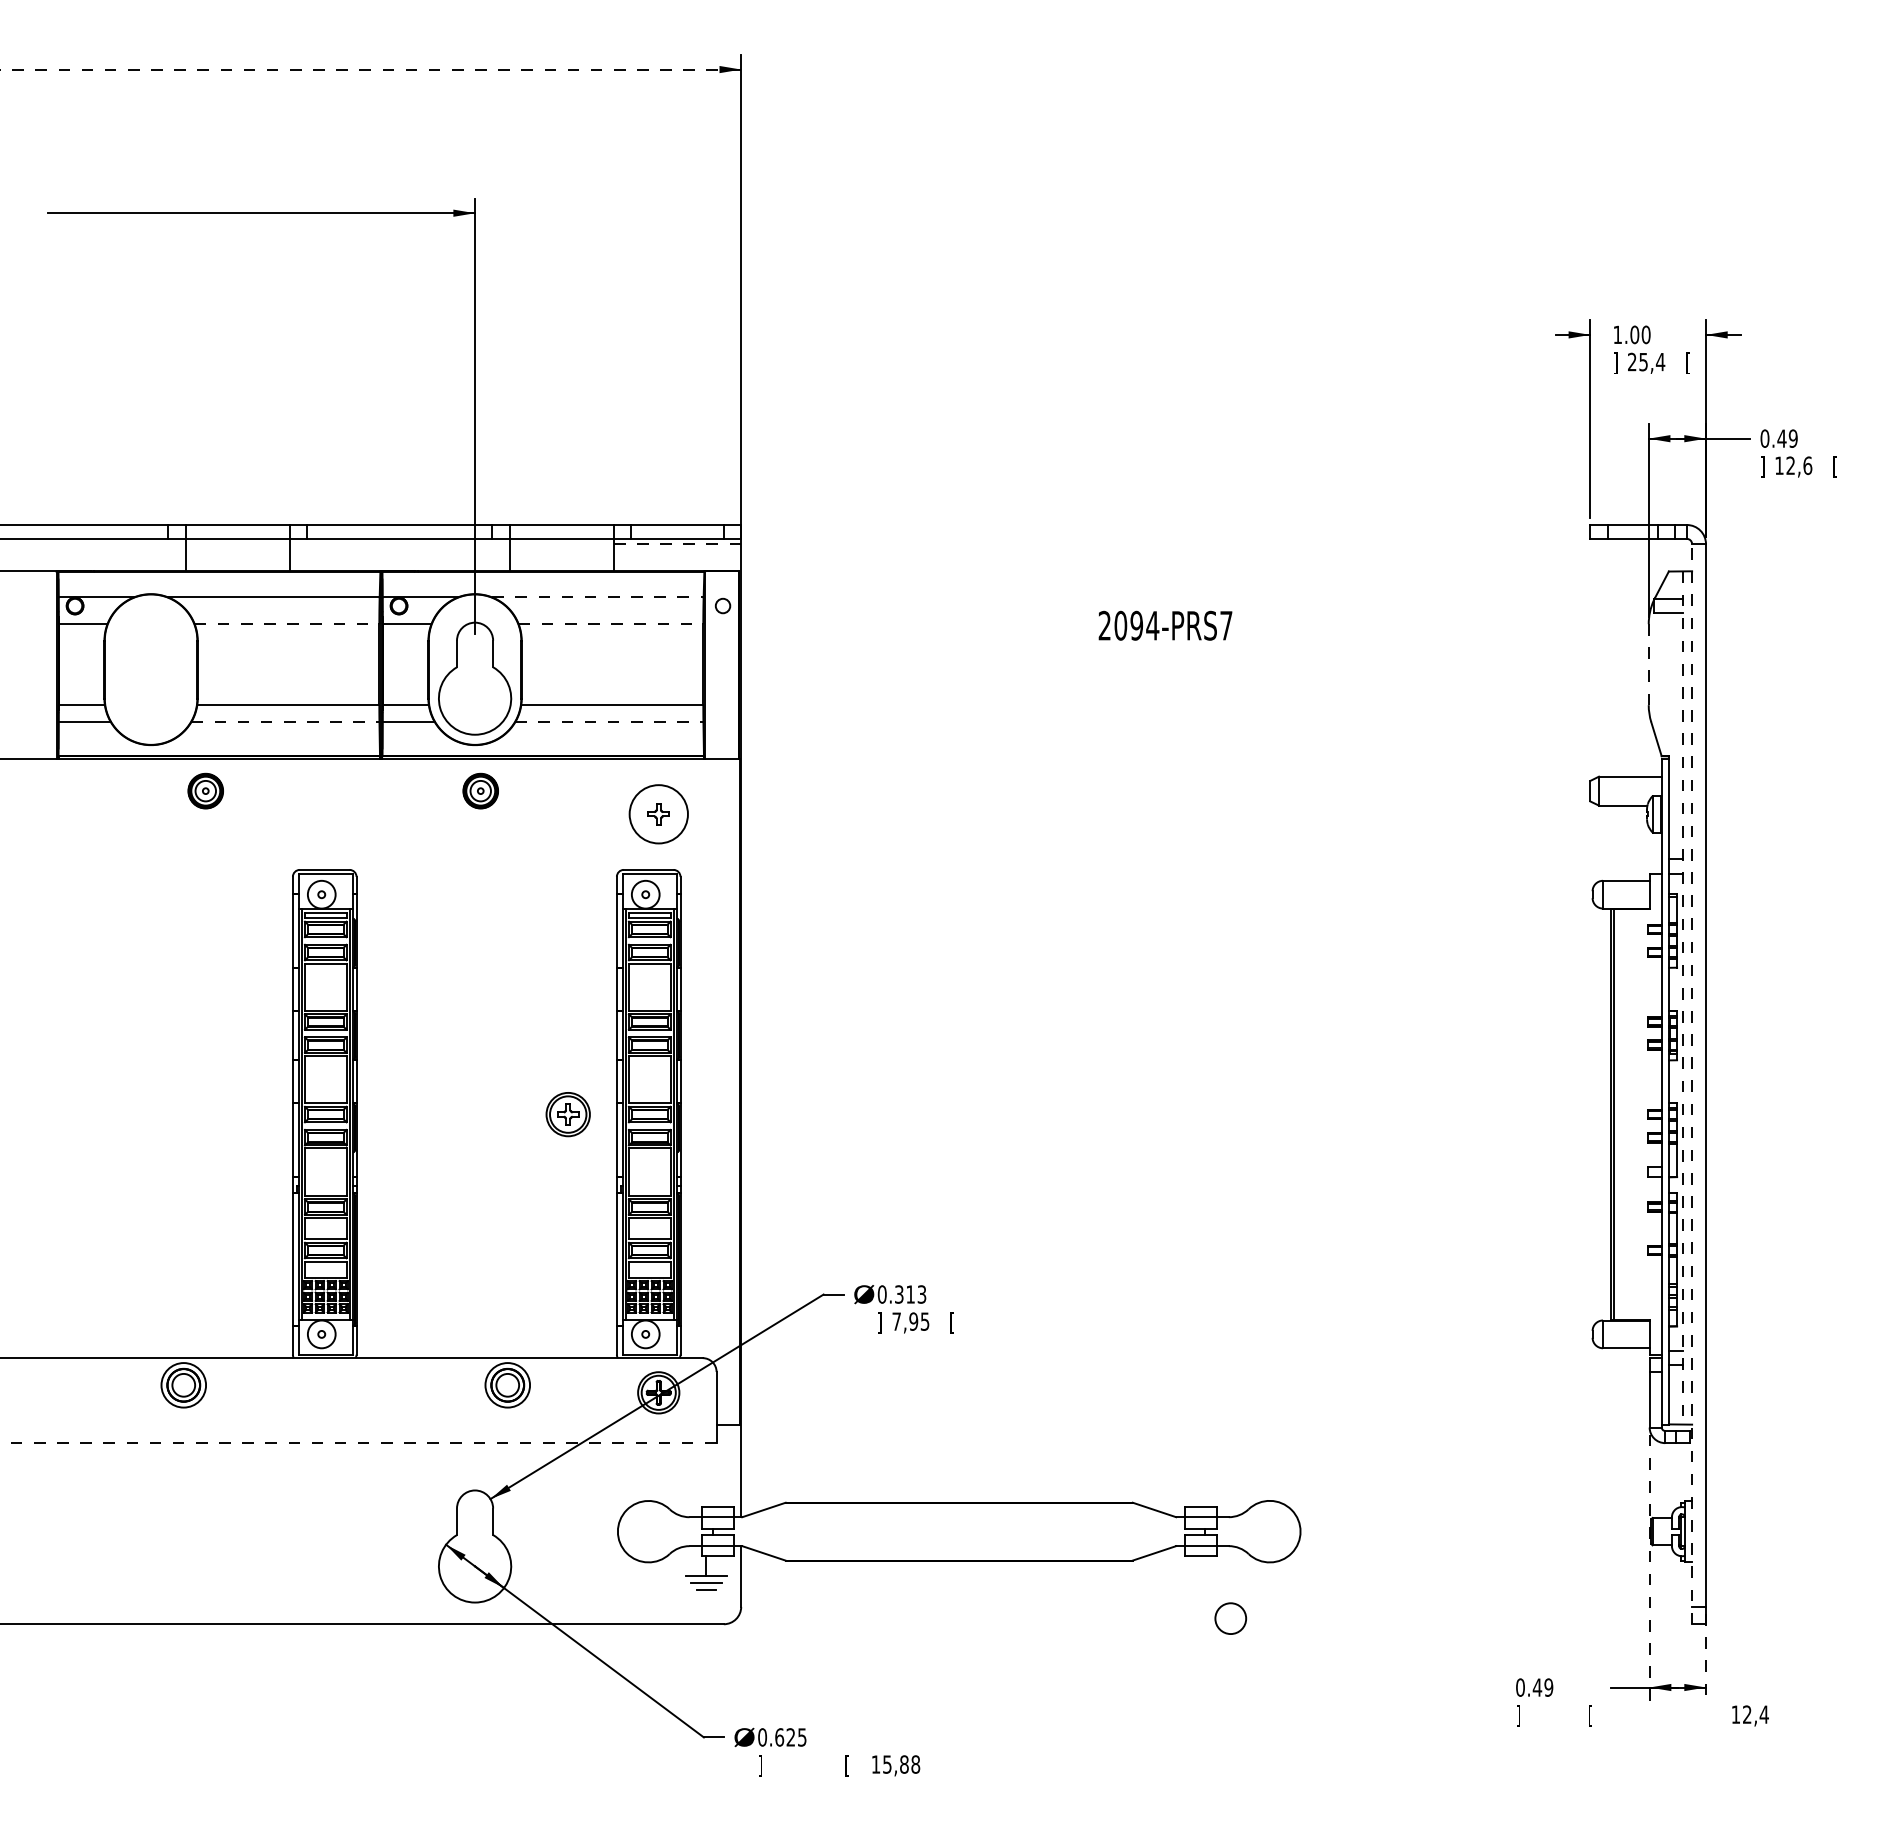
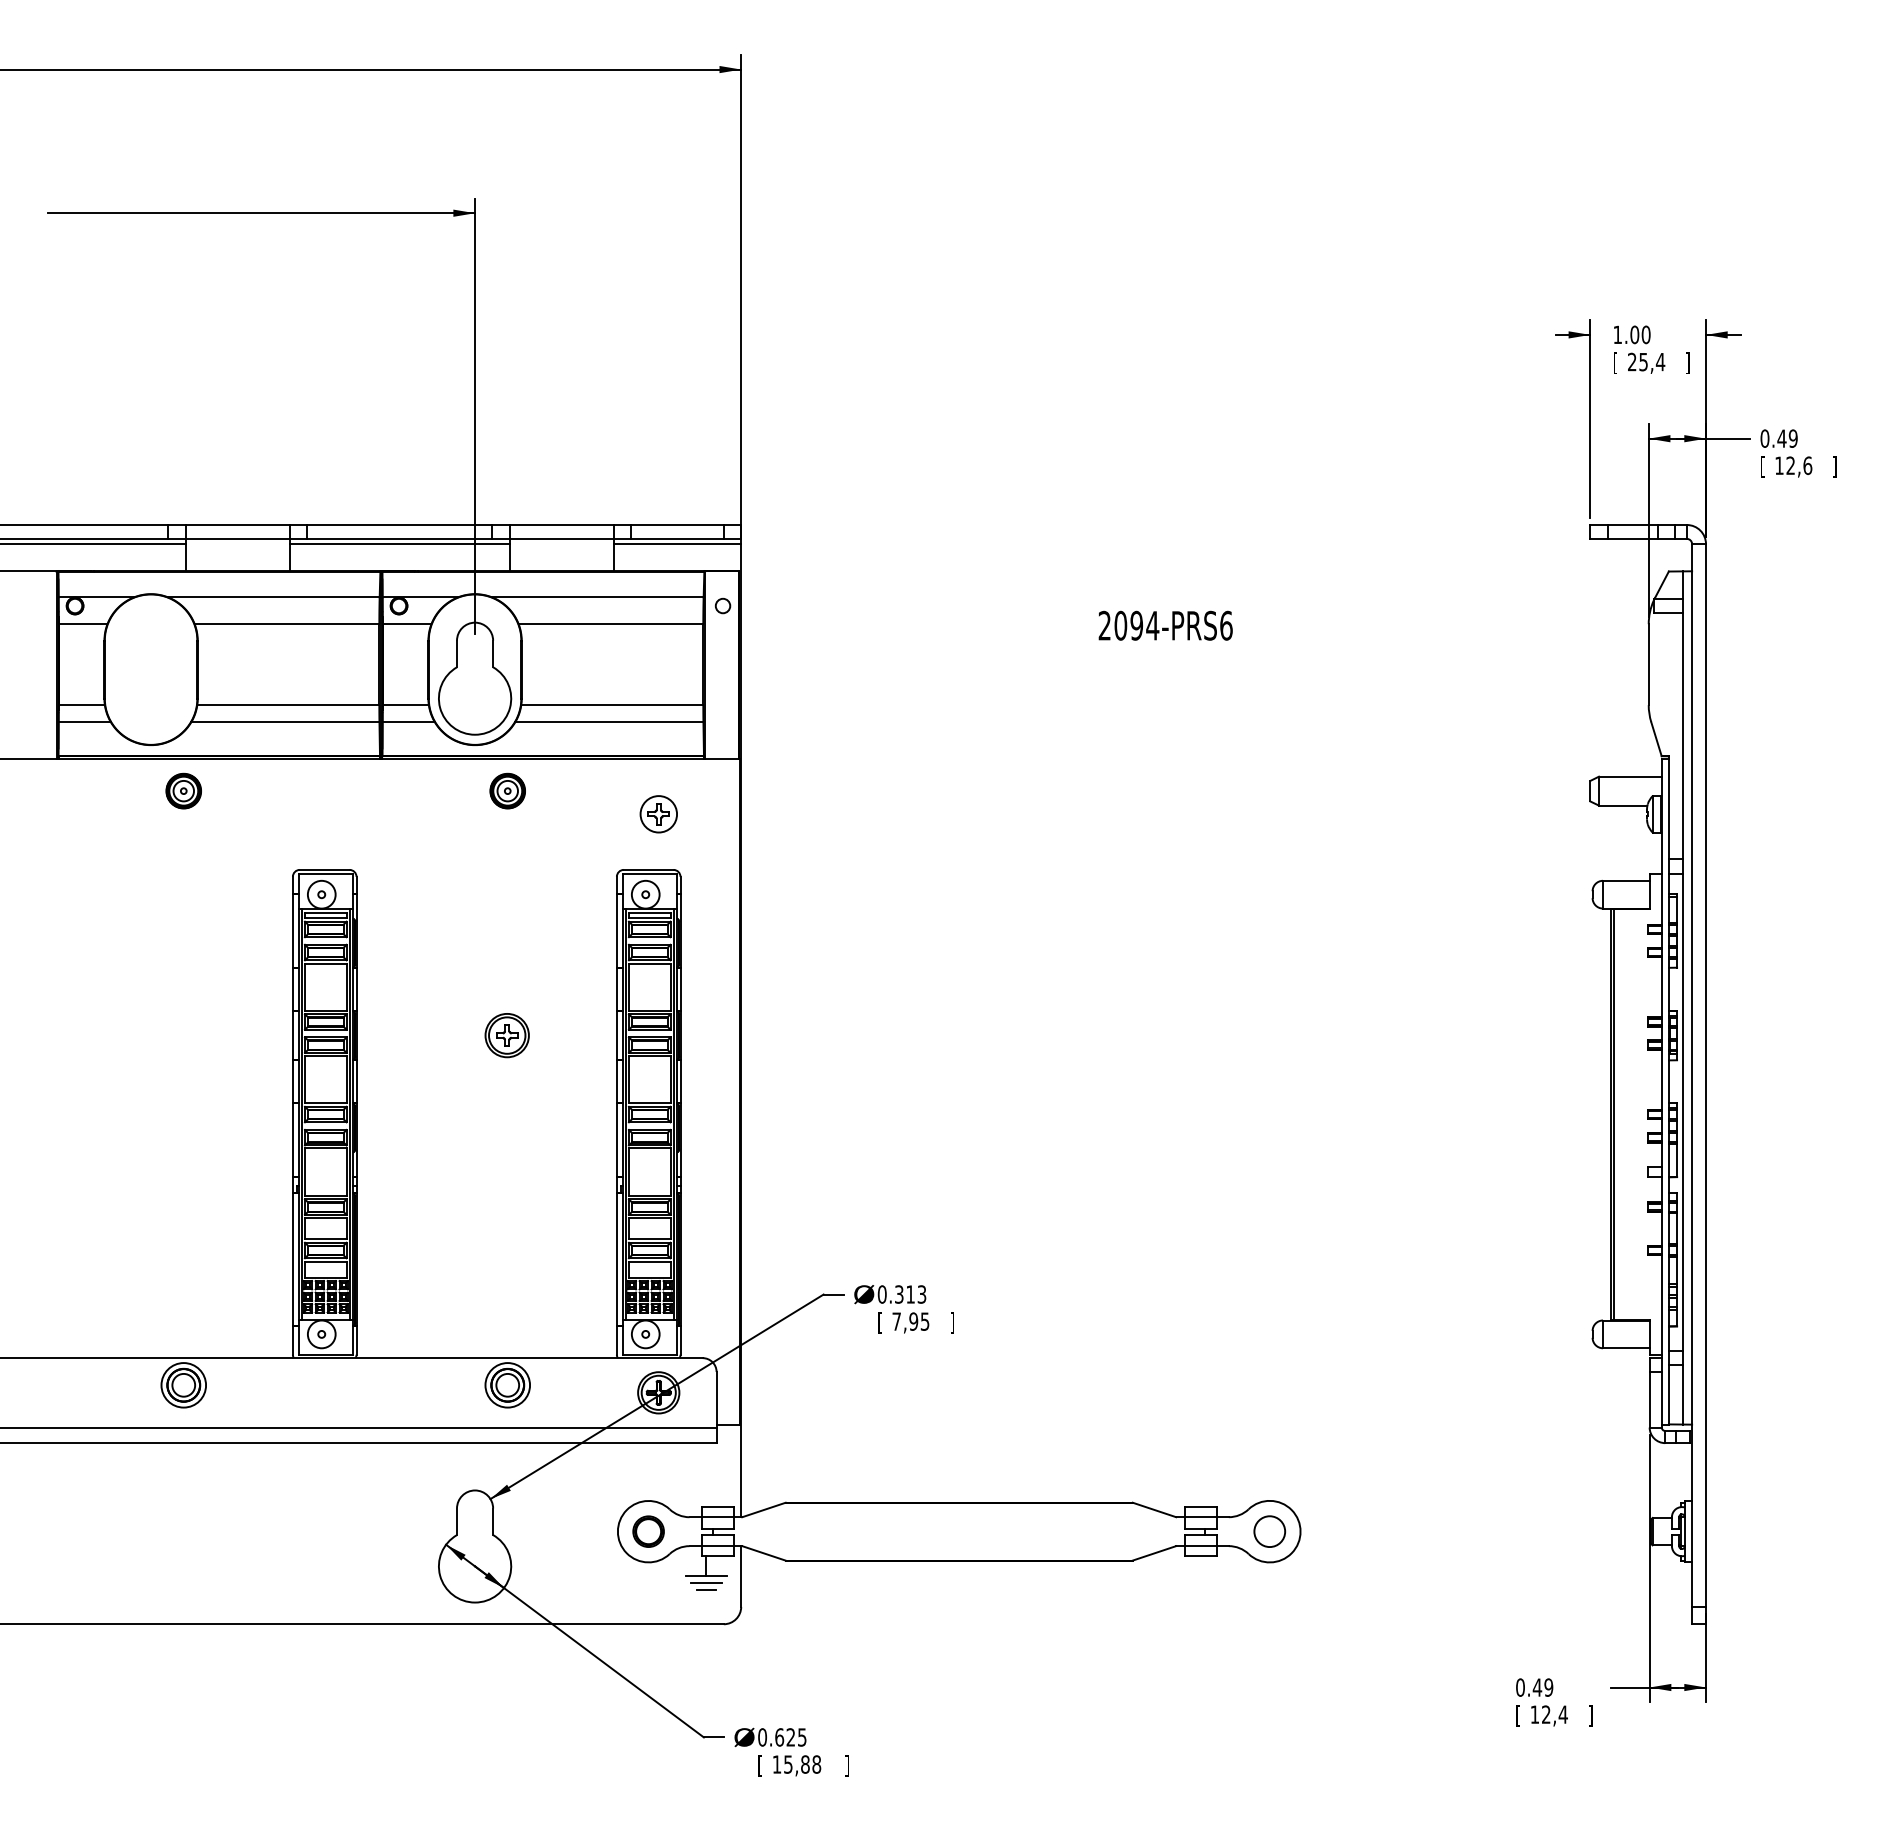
line: dashed -> solid (370, 69)
text: ] -> [ (1615, 362)
text: [ -> ] (1687, 363)
text: ] -> [ (1762, 466)
text: [ -> ] (1834, 466)
line: none -> present (93, 544)
line: none -> present (399, 544)
line: dashed -> solid (677, 544)
line: dashed -> solid (597, 597)
line: dashed -> solid (287, 624)
line: dashed -> solid (611, 624)
text: 2094-PRS7 -> 2094-PRS6 (1226, 625)
line: dashed -> solid (1648, 664)
line: dashed -> solid (285, 722)
line: dashed -> solid (609, 722)
part position: (205, 790) -> (183, 790) (183, 790)
part position: (480, 790) -> (507, 790) (507, 790)
circle diameter: 58 px -> 36 px (658, 814)
line: dashed -> solid (1682, 997)
line: dashed -> solid (1692, 1083)
part position: (567, 1114) -> (506, 1035) (506, 1035)
text: ] -> [ (879, 1322)
text: [ -> ] (951, 1322)
line: none -> present (359, 1427)
line: dashed -> solid (358, 1443)
part: none -> present (648, 1531)
line: dashed -> solid (1649, 1568)
circle position: (1230, 1618) -> (1269, 1531) (1269, 1531)
line: dashed -> solid (1706, 1658)
text: ] -> [ (1517, 1715)
text: [ -> ] (1590, 1715)
text position: (1750, 1715) -> (1549, 1715) (1549, 1715)
text: ] -> [ (759, 1765)
text: [ -> ] (846, 1765)
text position: (896, 1765) -> (797, 1765) (797, 1765)
